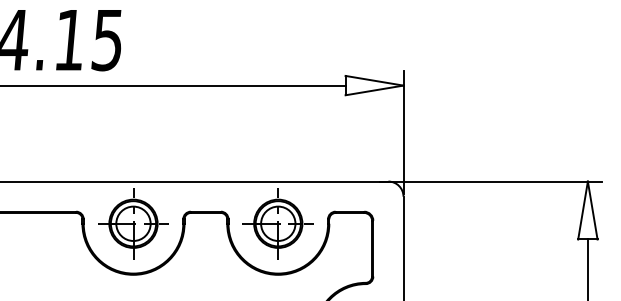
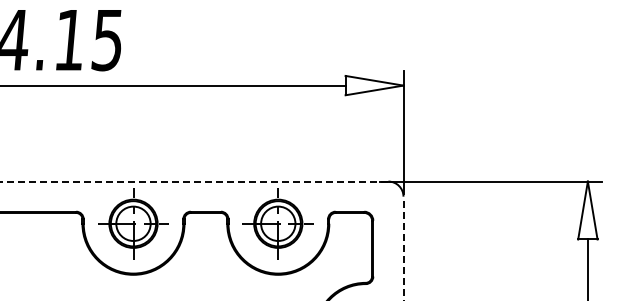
line: solid -> dashed (194, 181)
line: solid -> dashed (403, 248)
